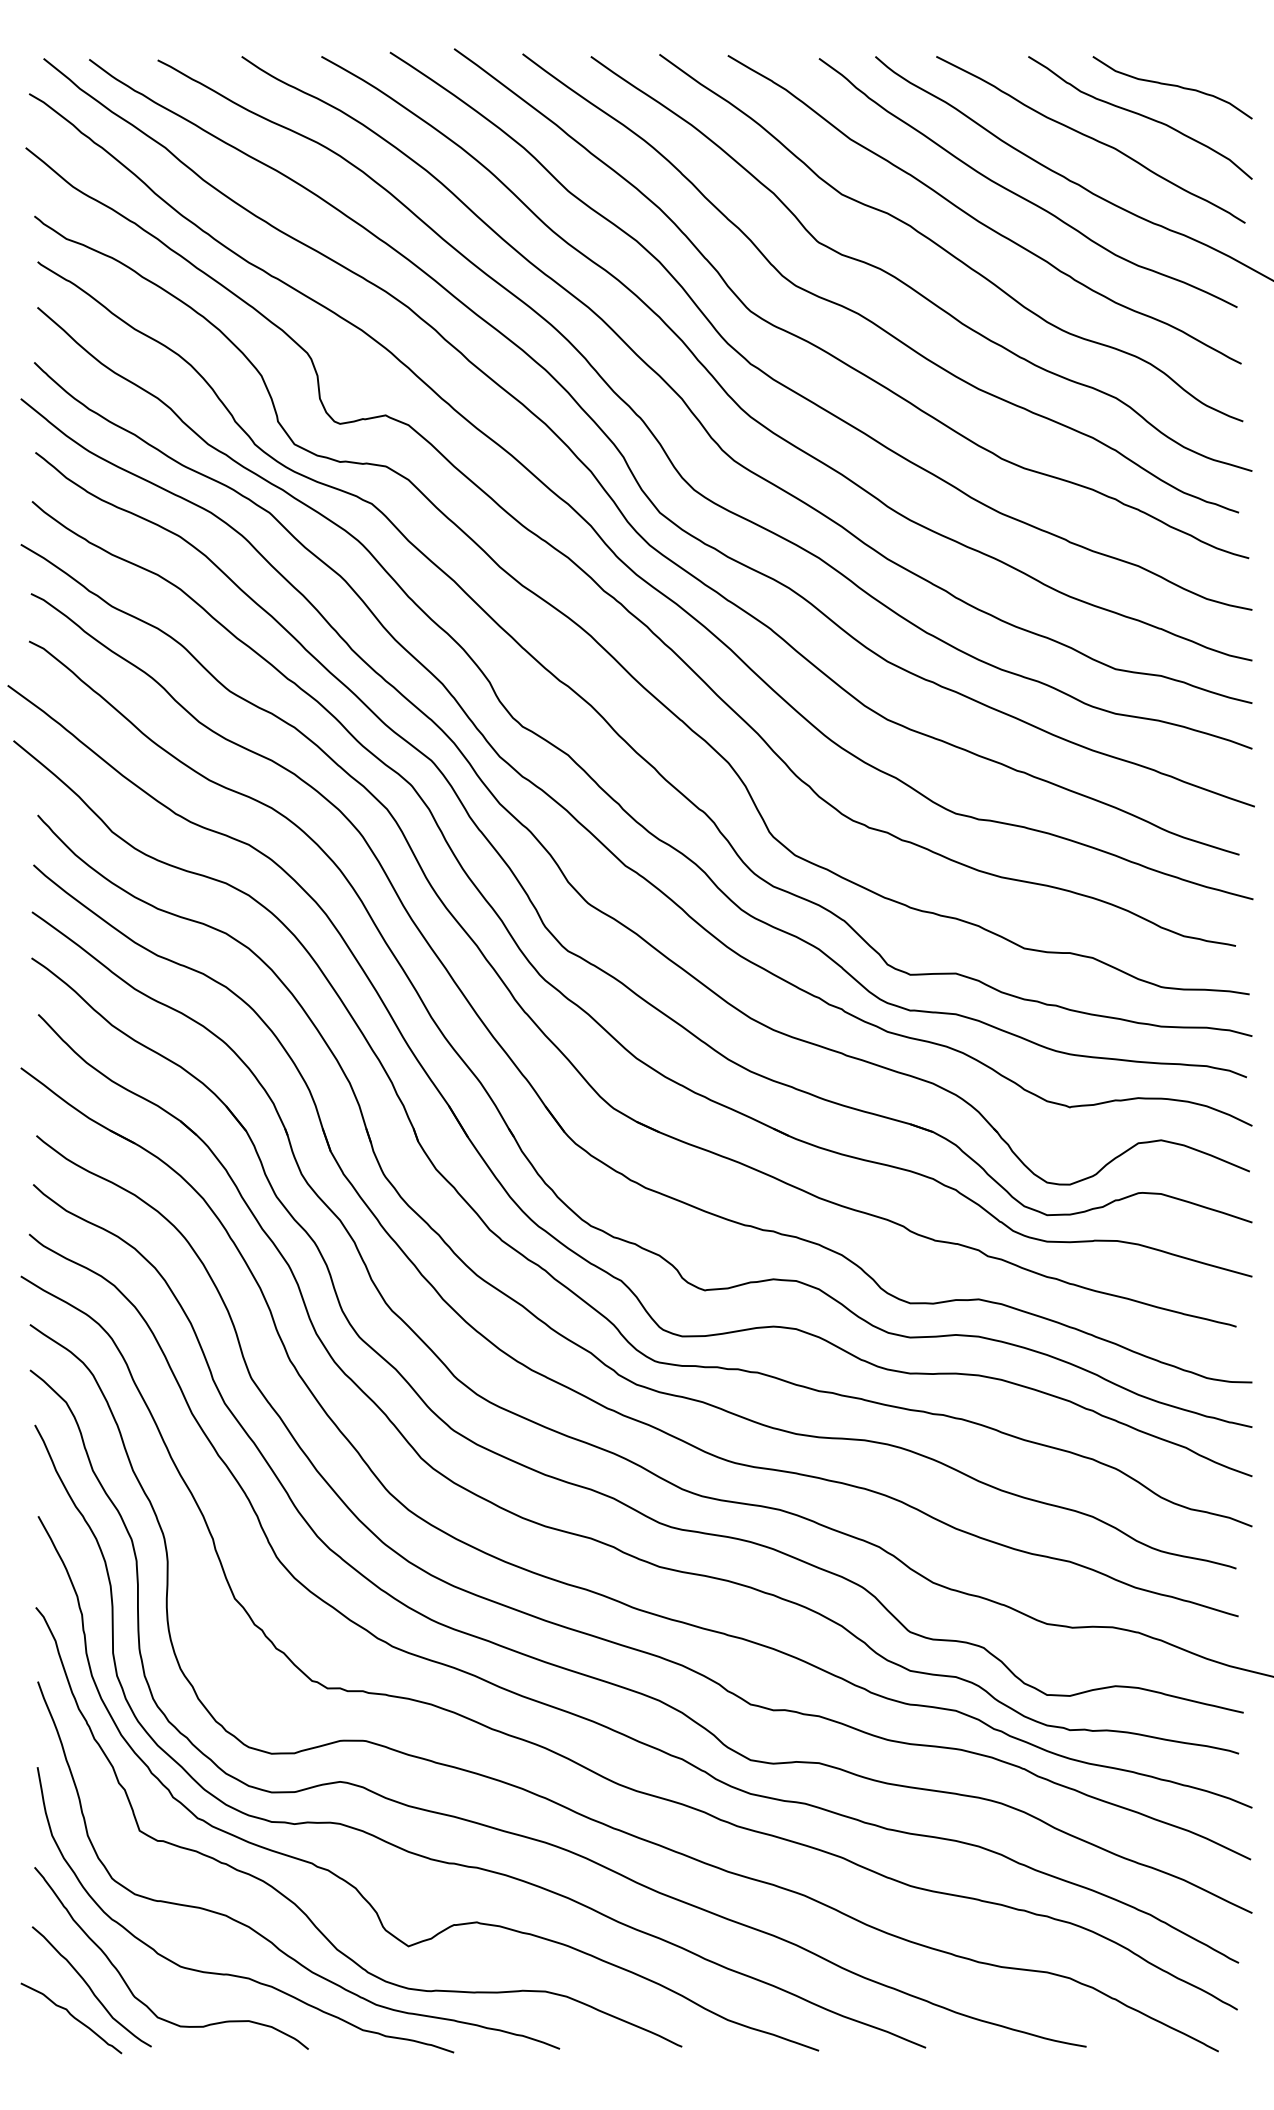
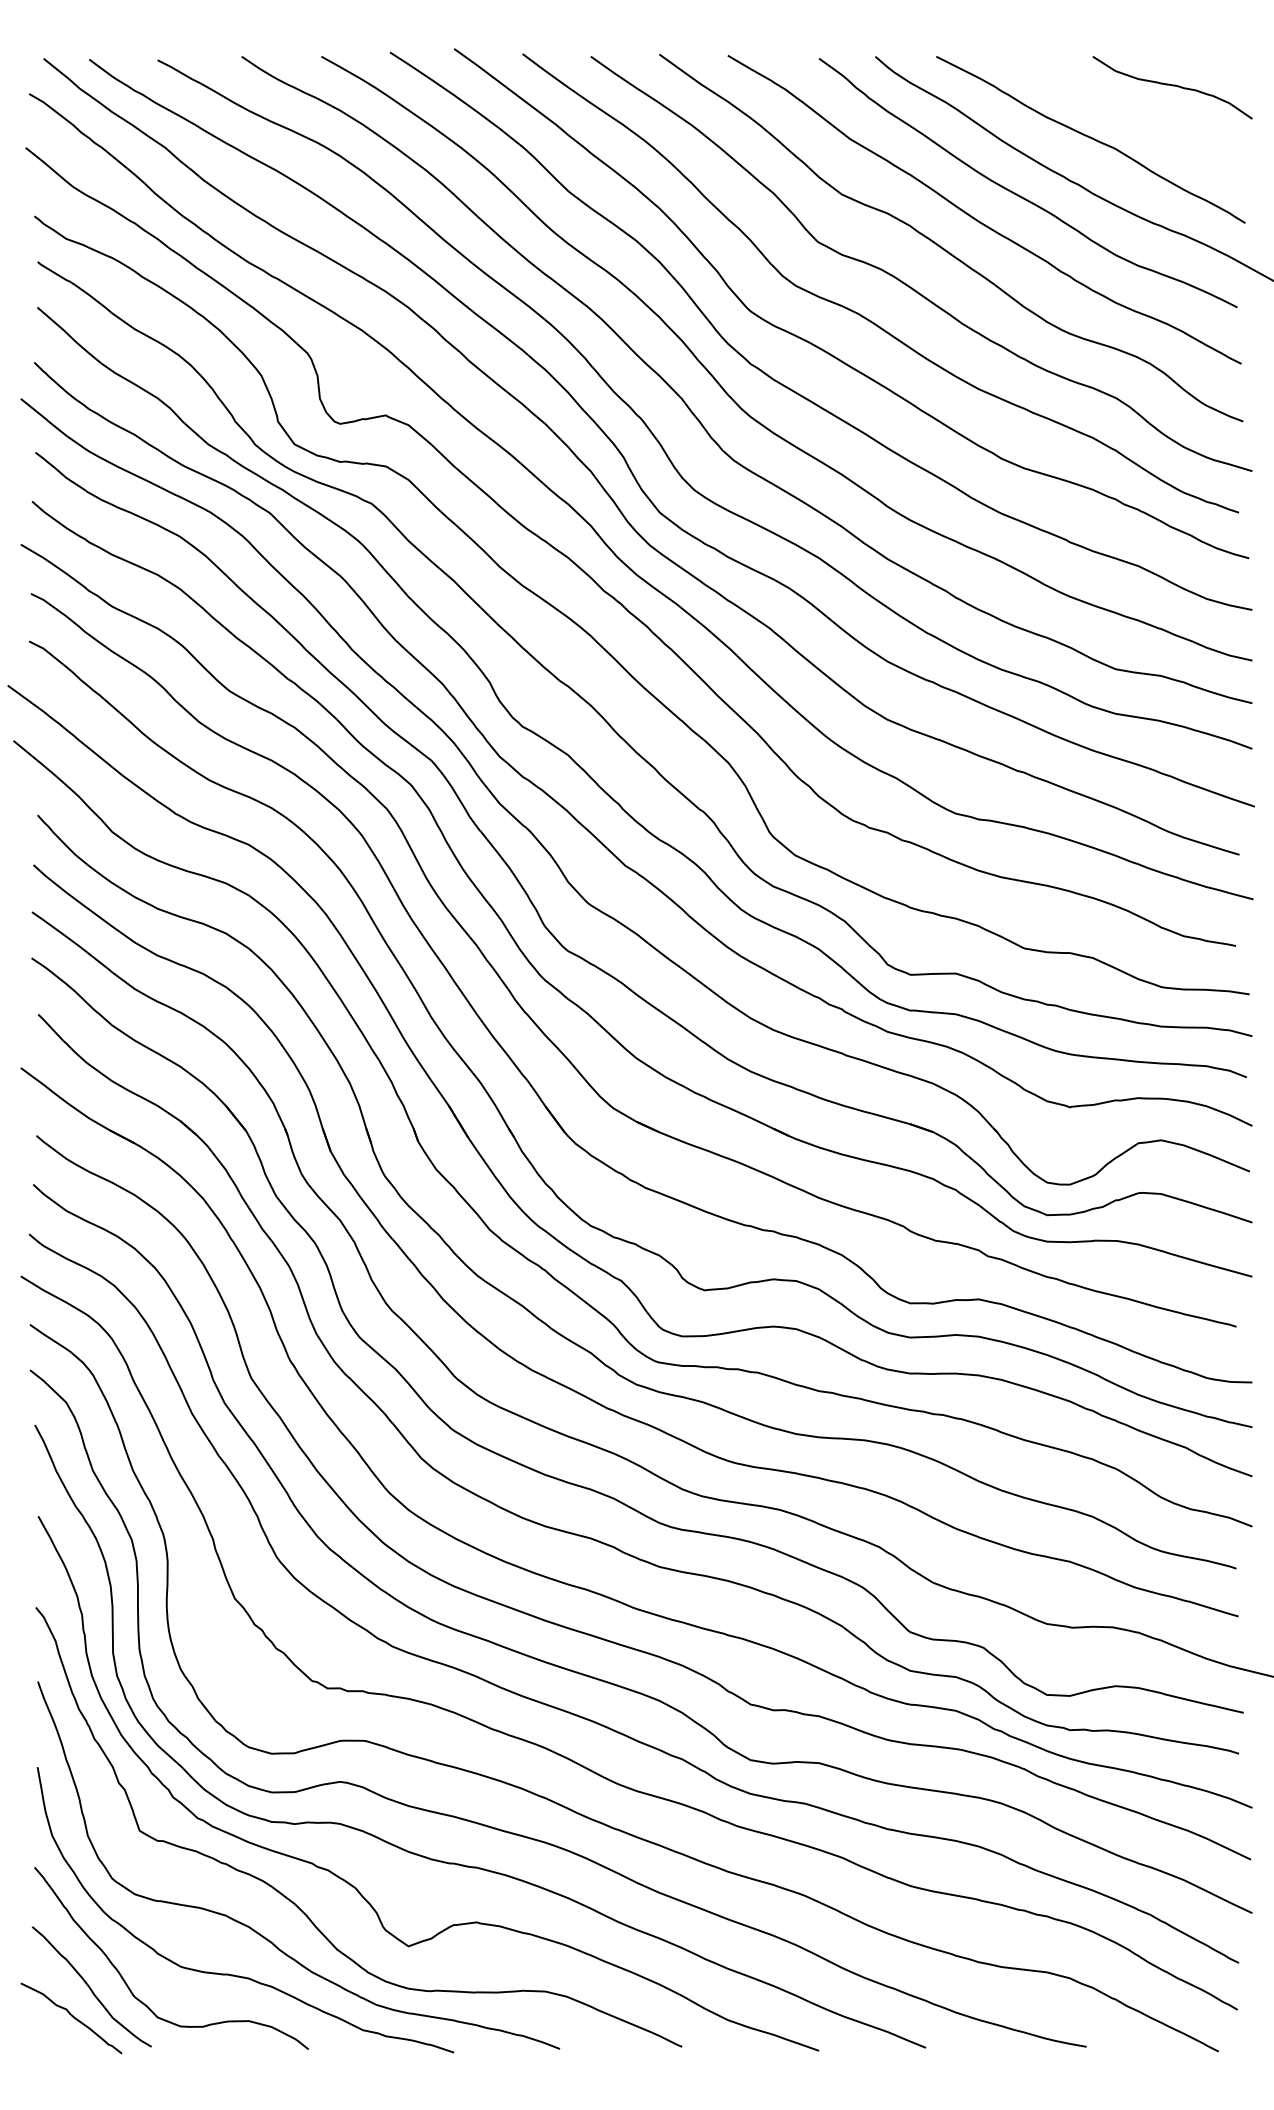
curve: present -> none (1141, 116)
